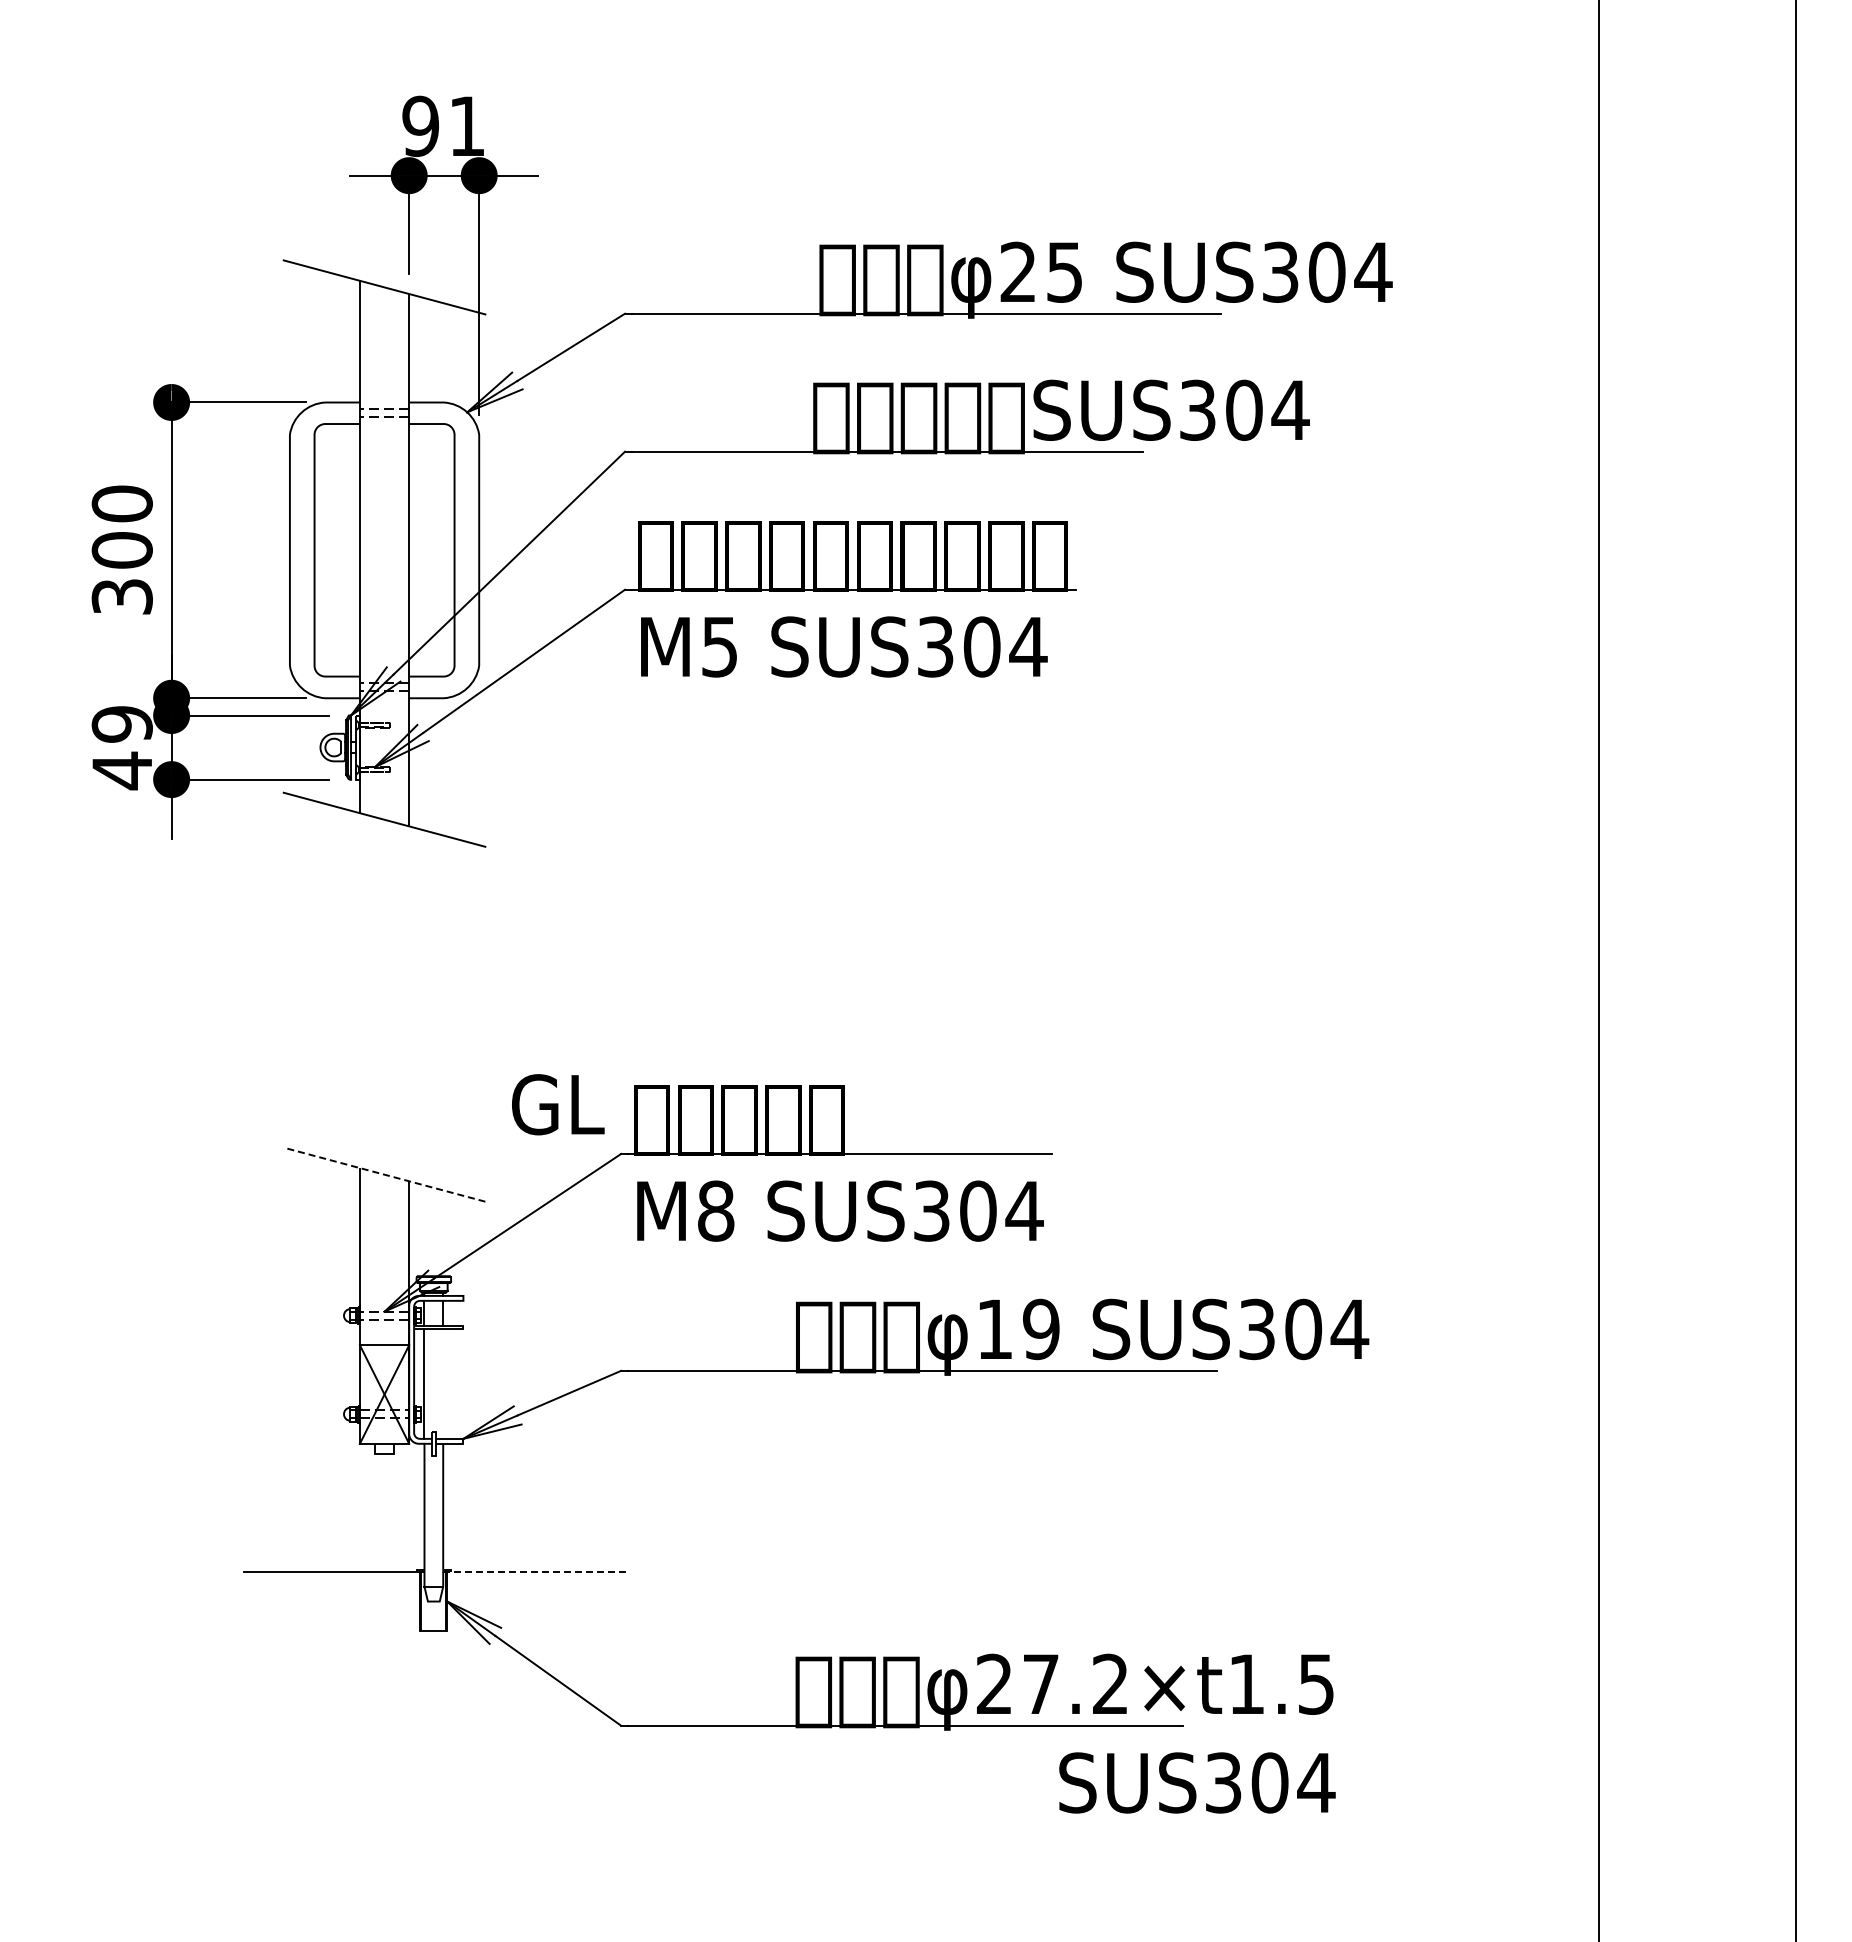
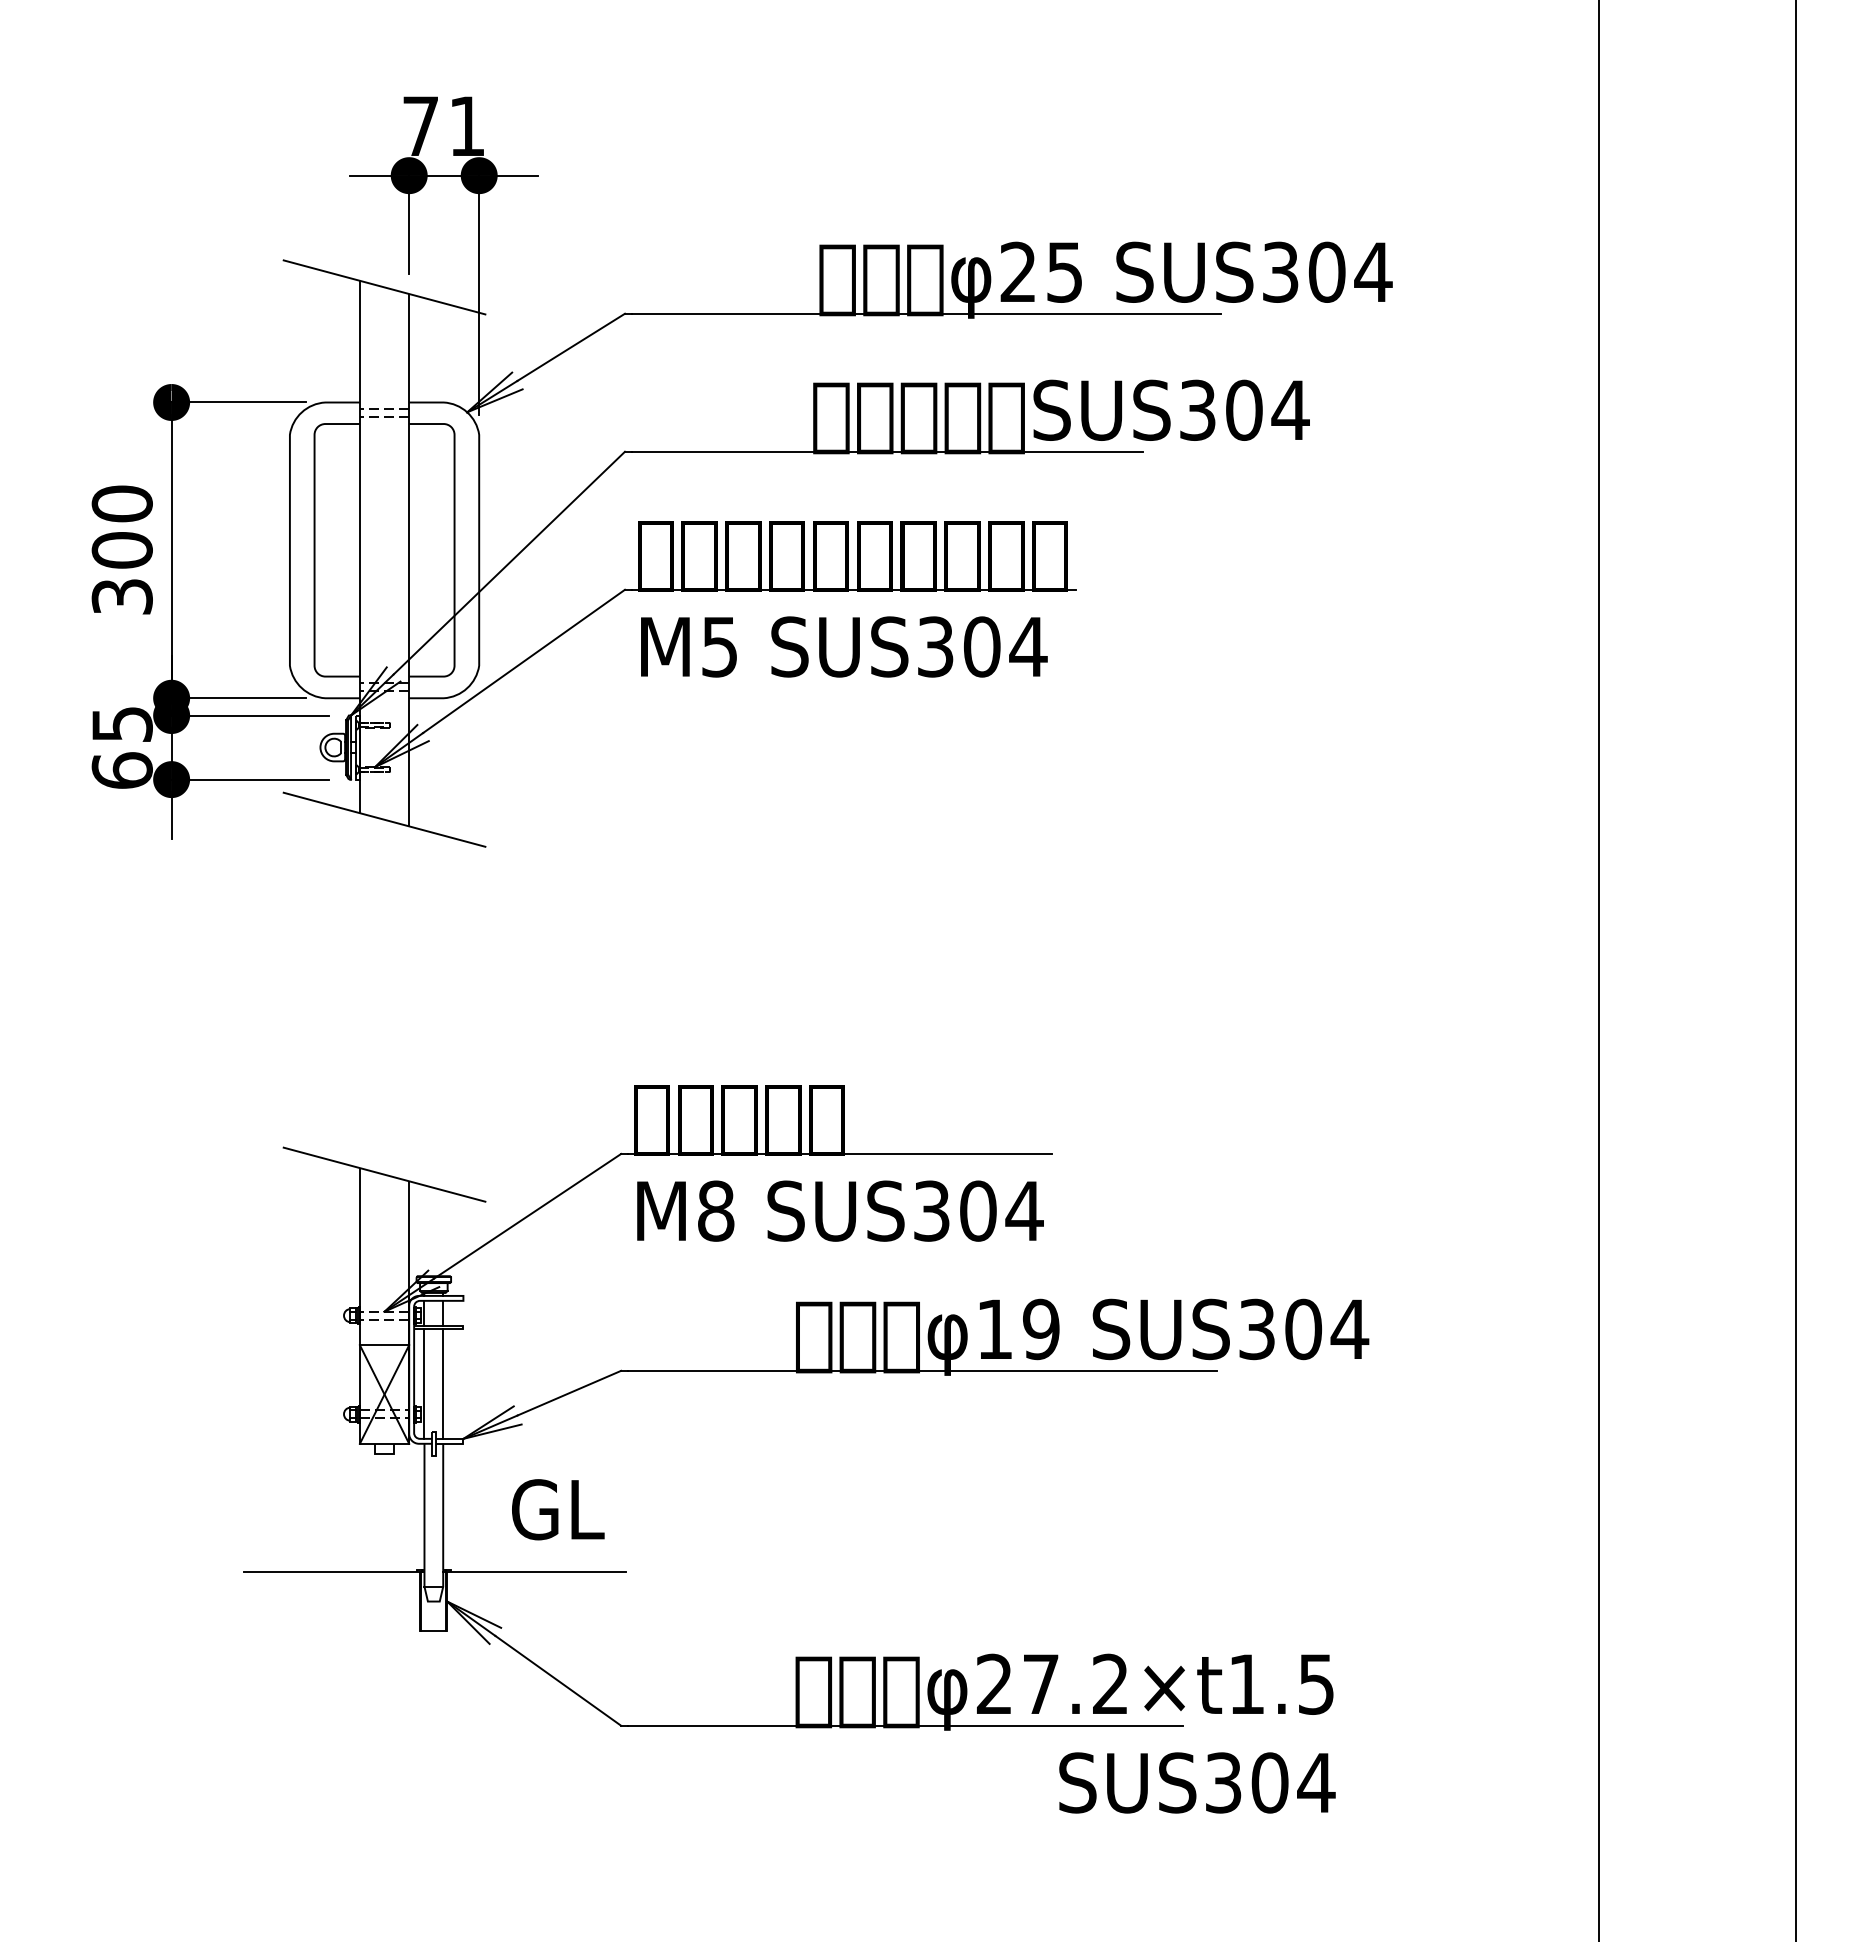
text: 91 -> 71 (420, 125)
text: 49 -> 65 (121, 748)
text position: (558, 1104) -> (558, 1509) (558, 1509)
line: dashed -> solid (384, 1174)
line: none -> present (443, 1383)
line: dashed -> solid (535, 1571)
